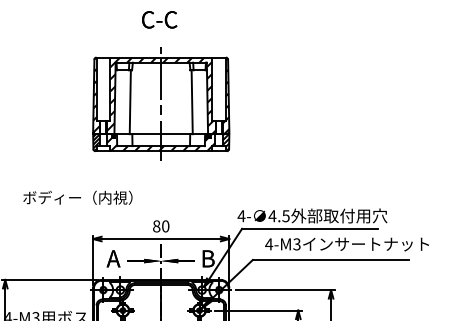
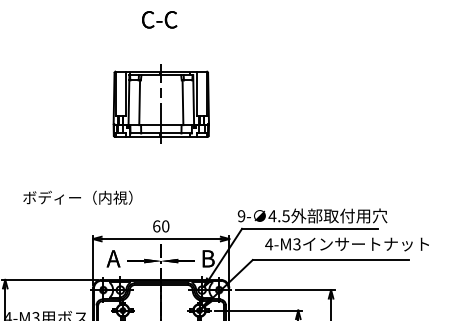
part size: 139x114 px -> 98x80 px (160, 103)
text: 4- -> 9- (241, 216)
text: 80 -> 60 (156, 226)
